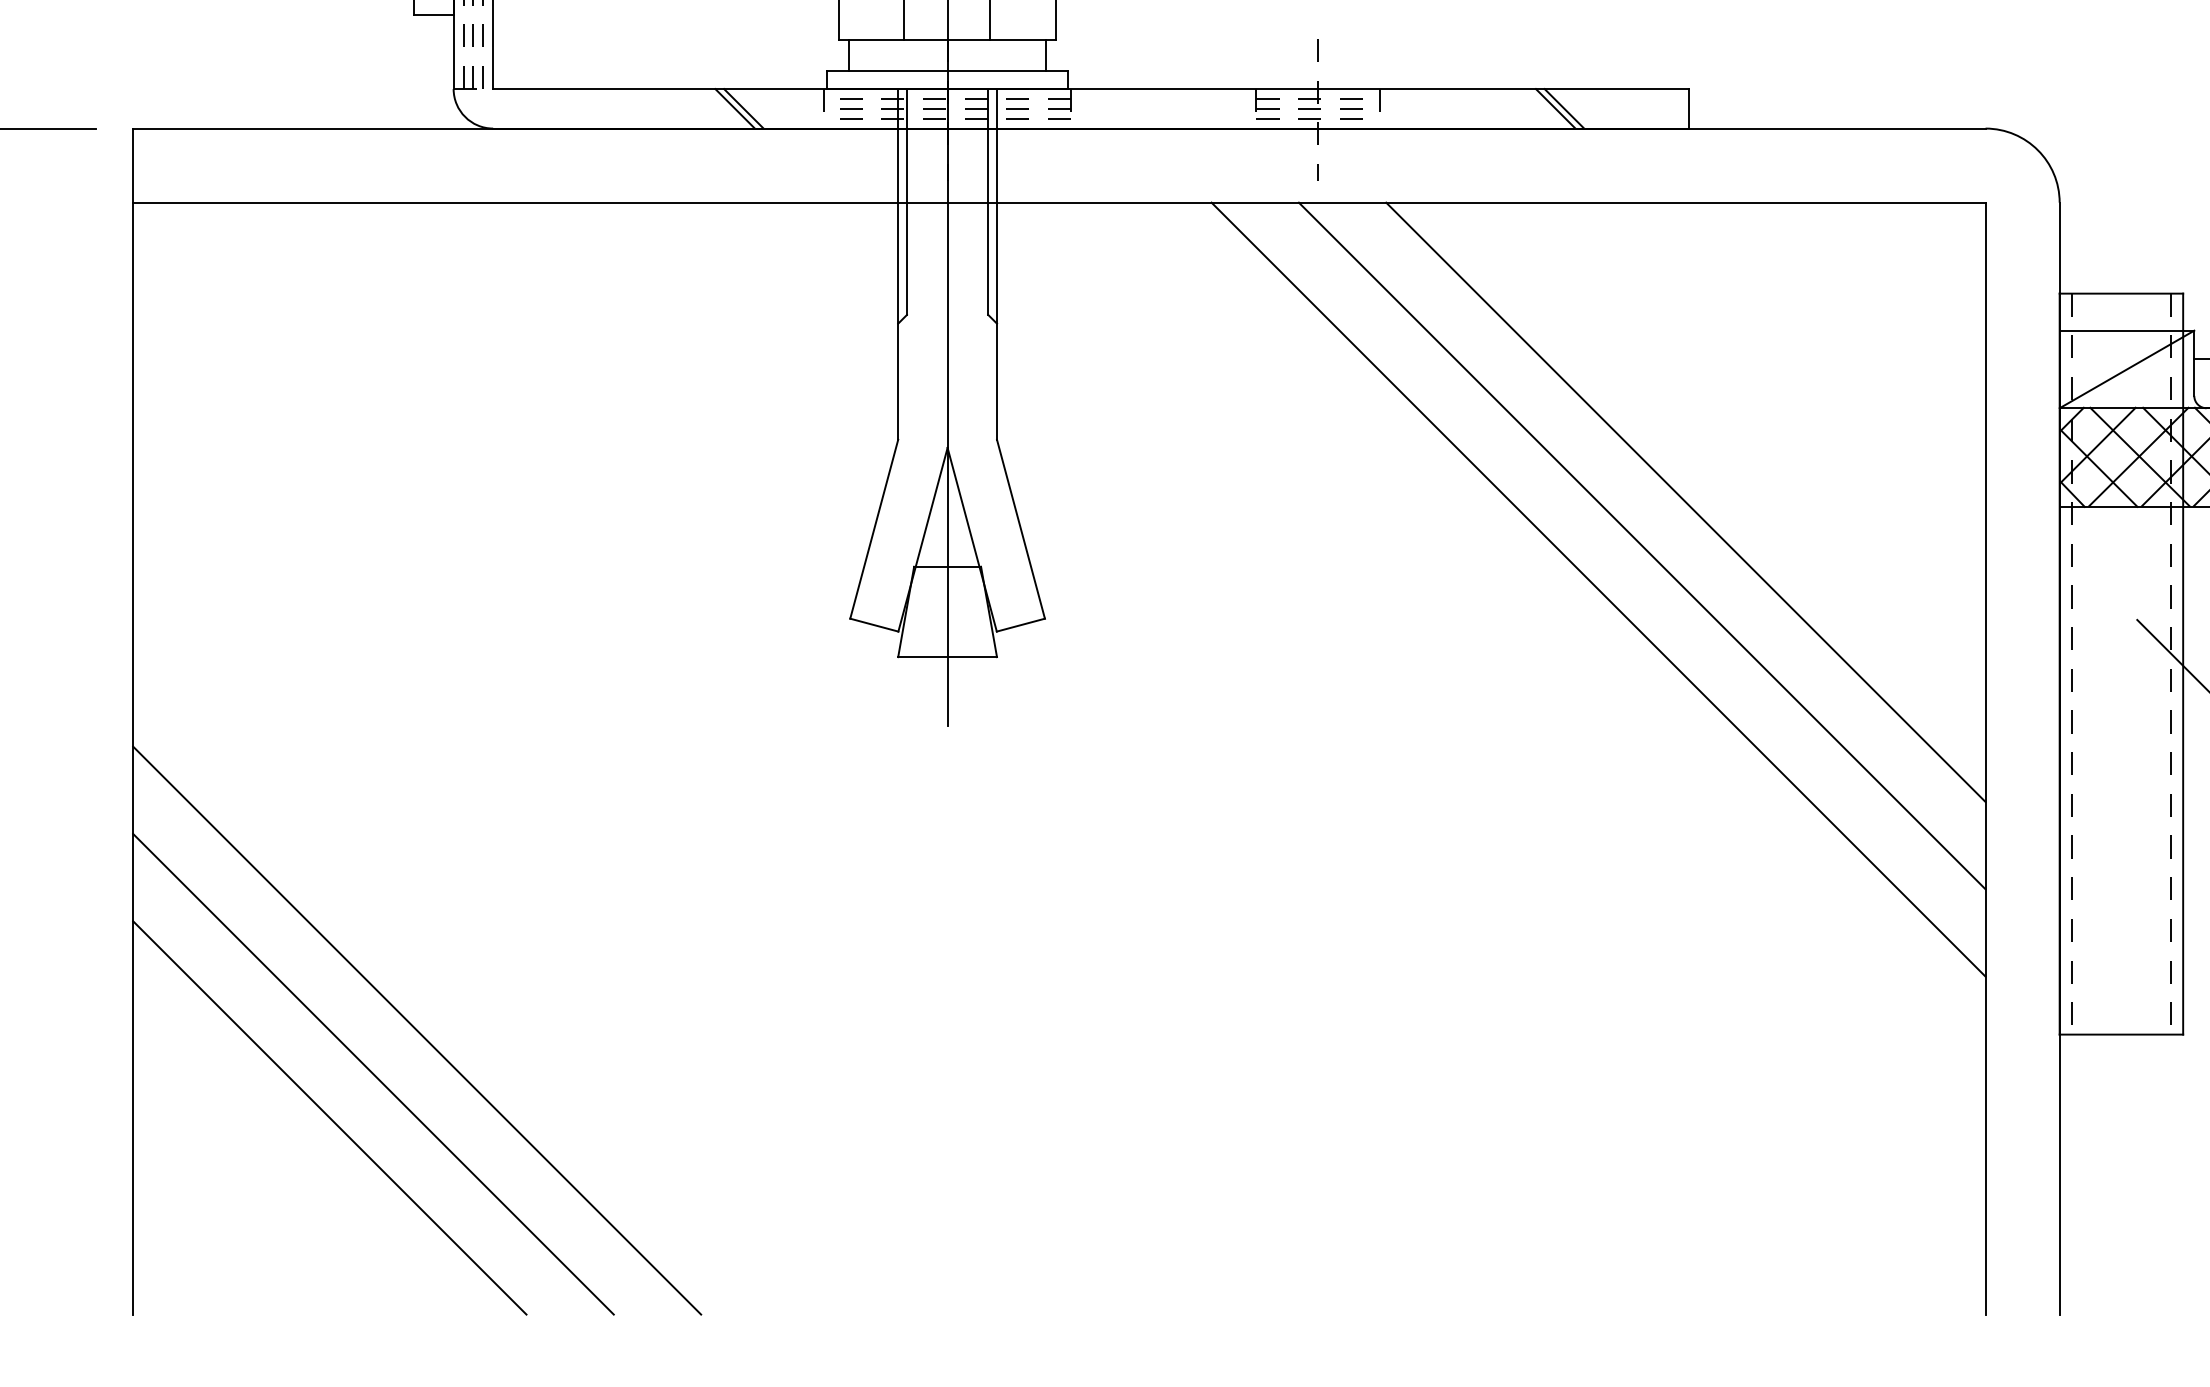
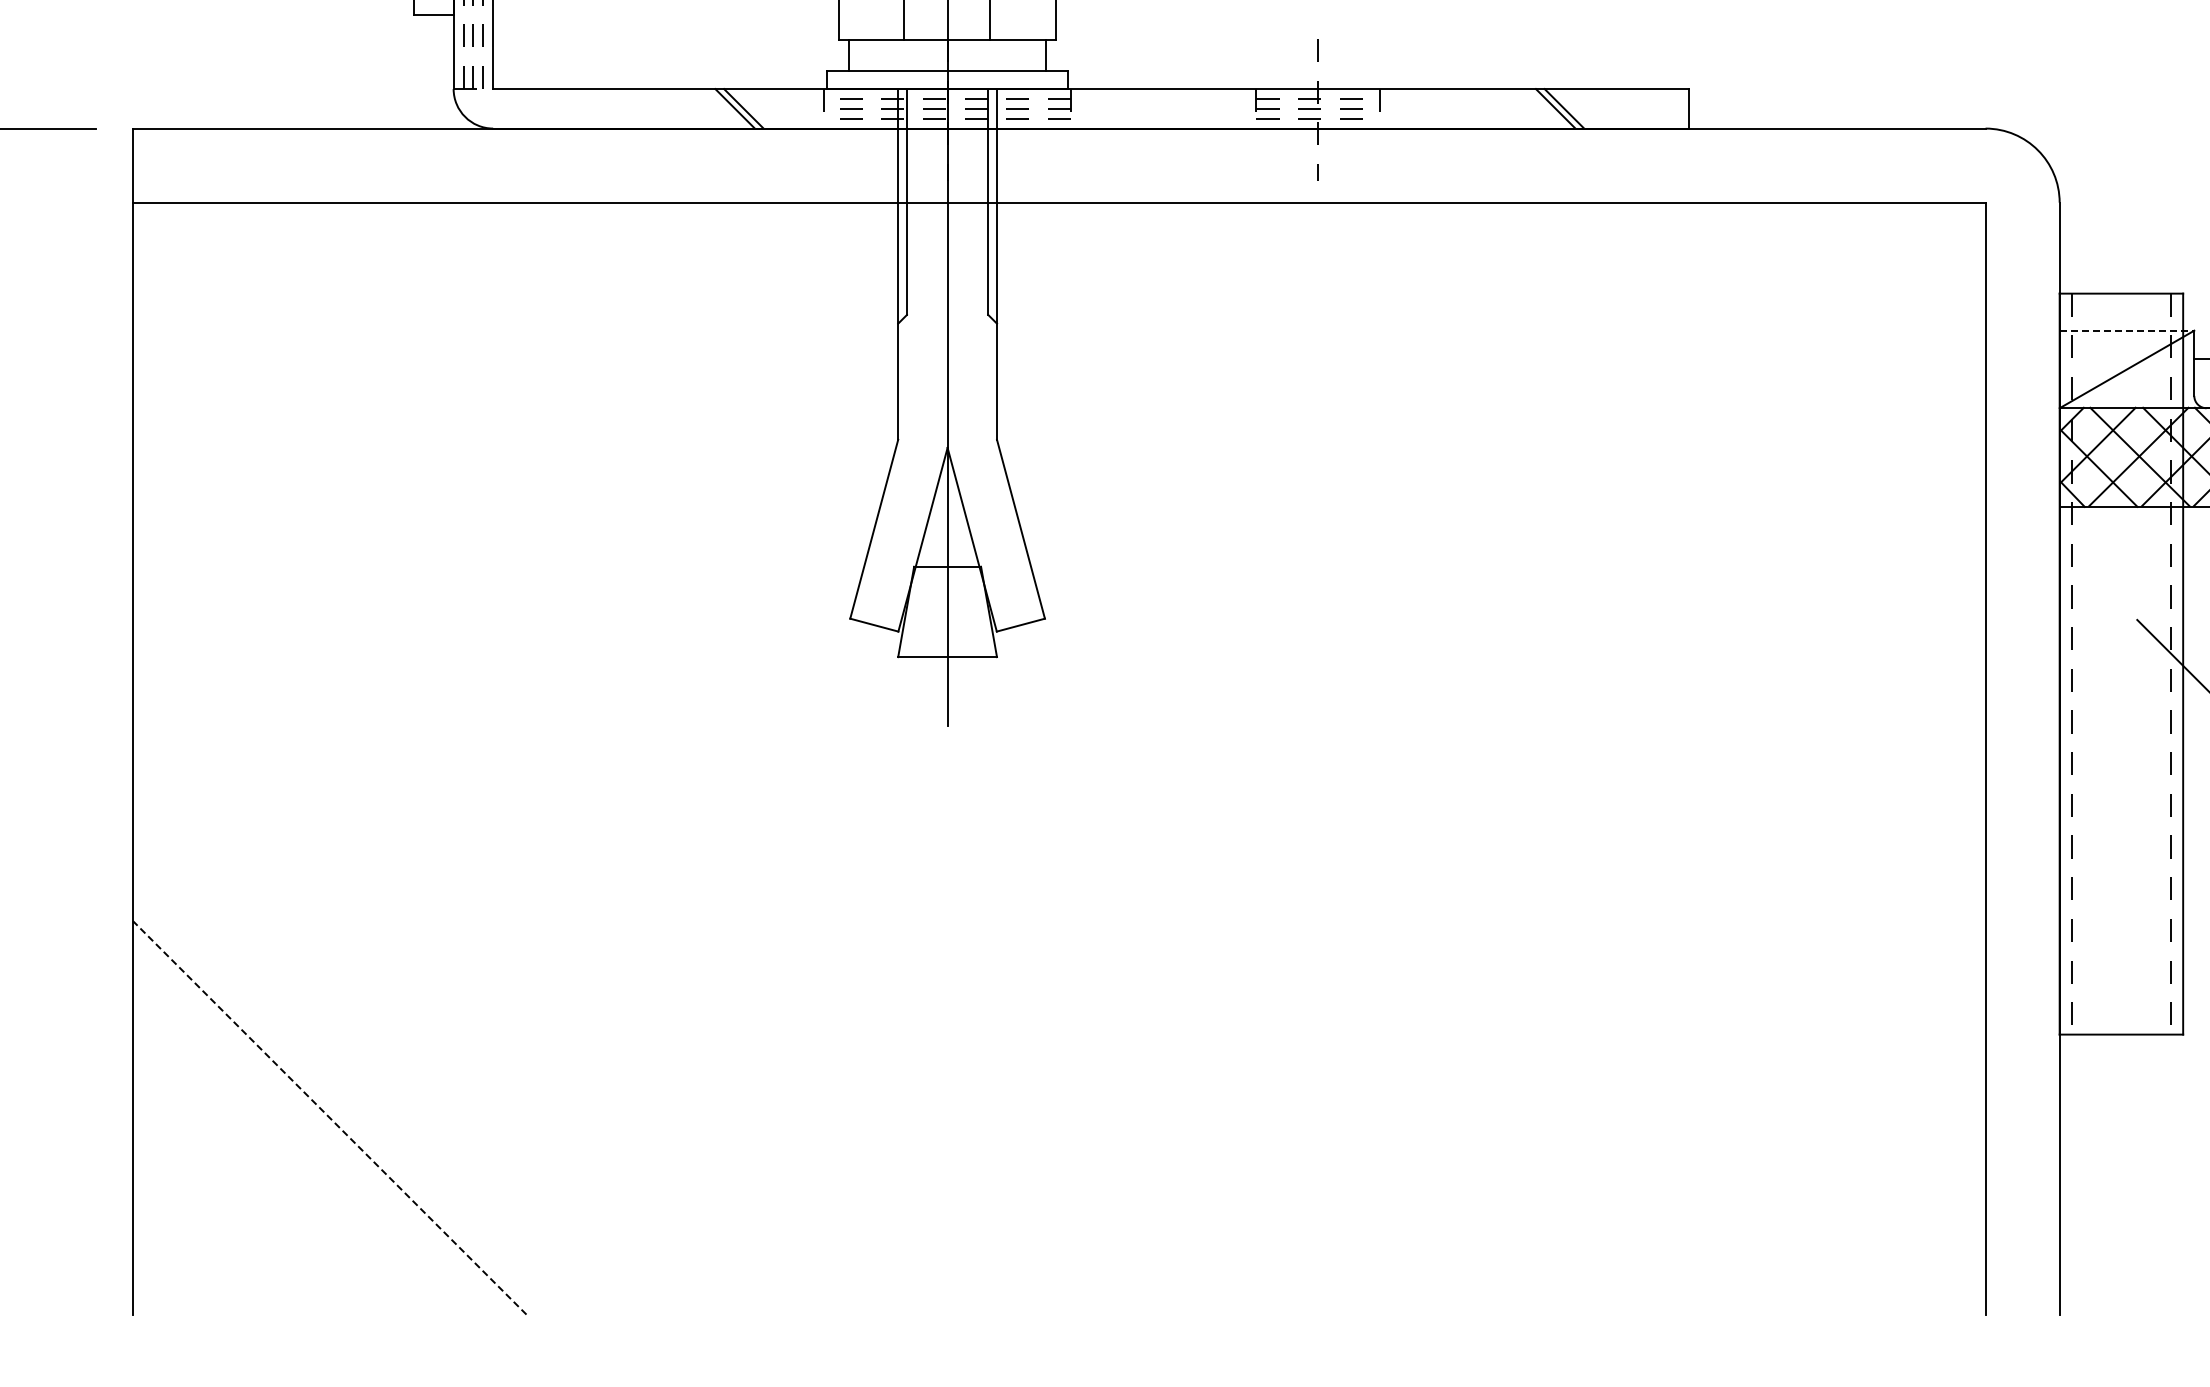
line: solid -> dashed (2127, 330)
line: present -> none (1685, 502)
line: present -> none (1641, 545)
line: present -> none (1598, 589)
line: present -> none (417, 1030)
line: present -> none (373, 1073)
line: solid -> dashed (329, 1117)
